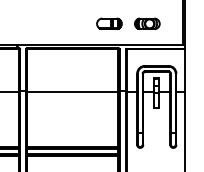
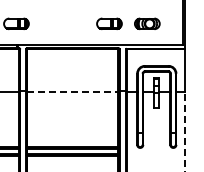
part: none -> present (16, 23)
line: solid -> dashed (73, 92)
line: solid -> dashed (185, 131)
